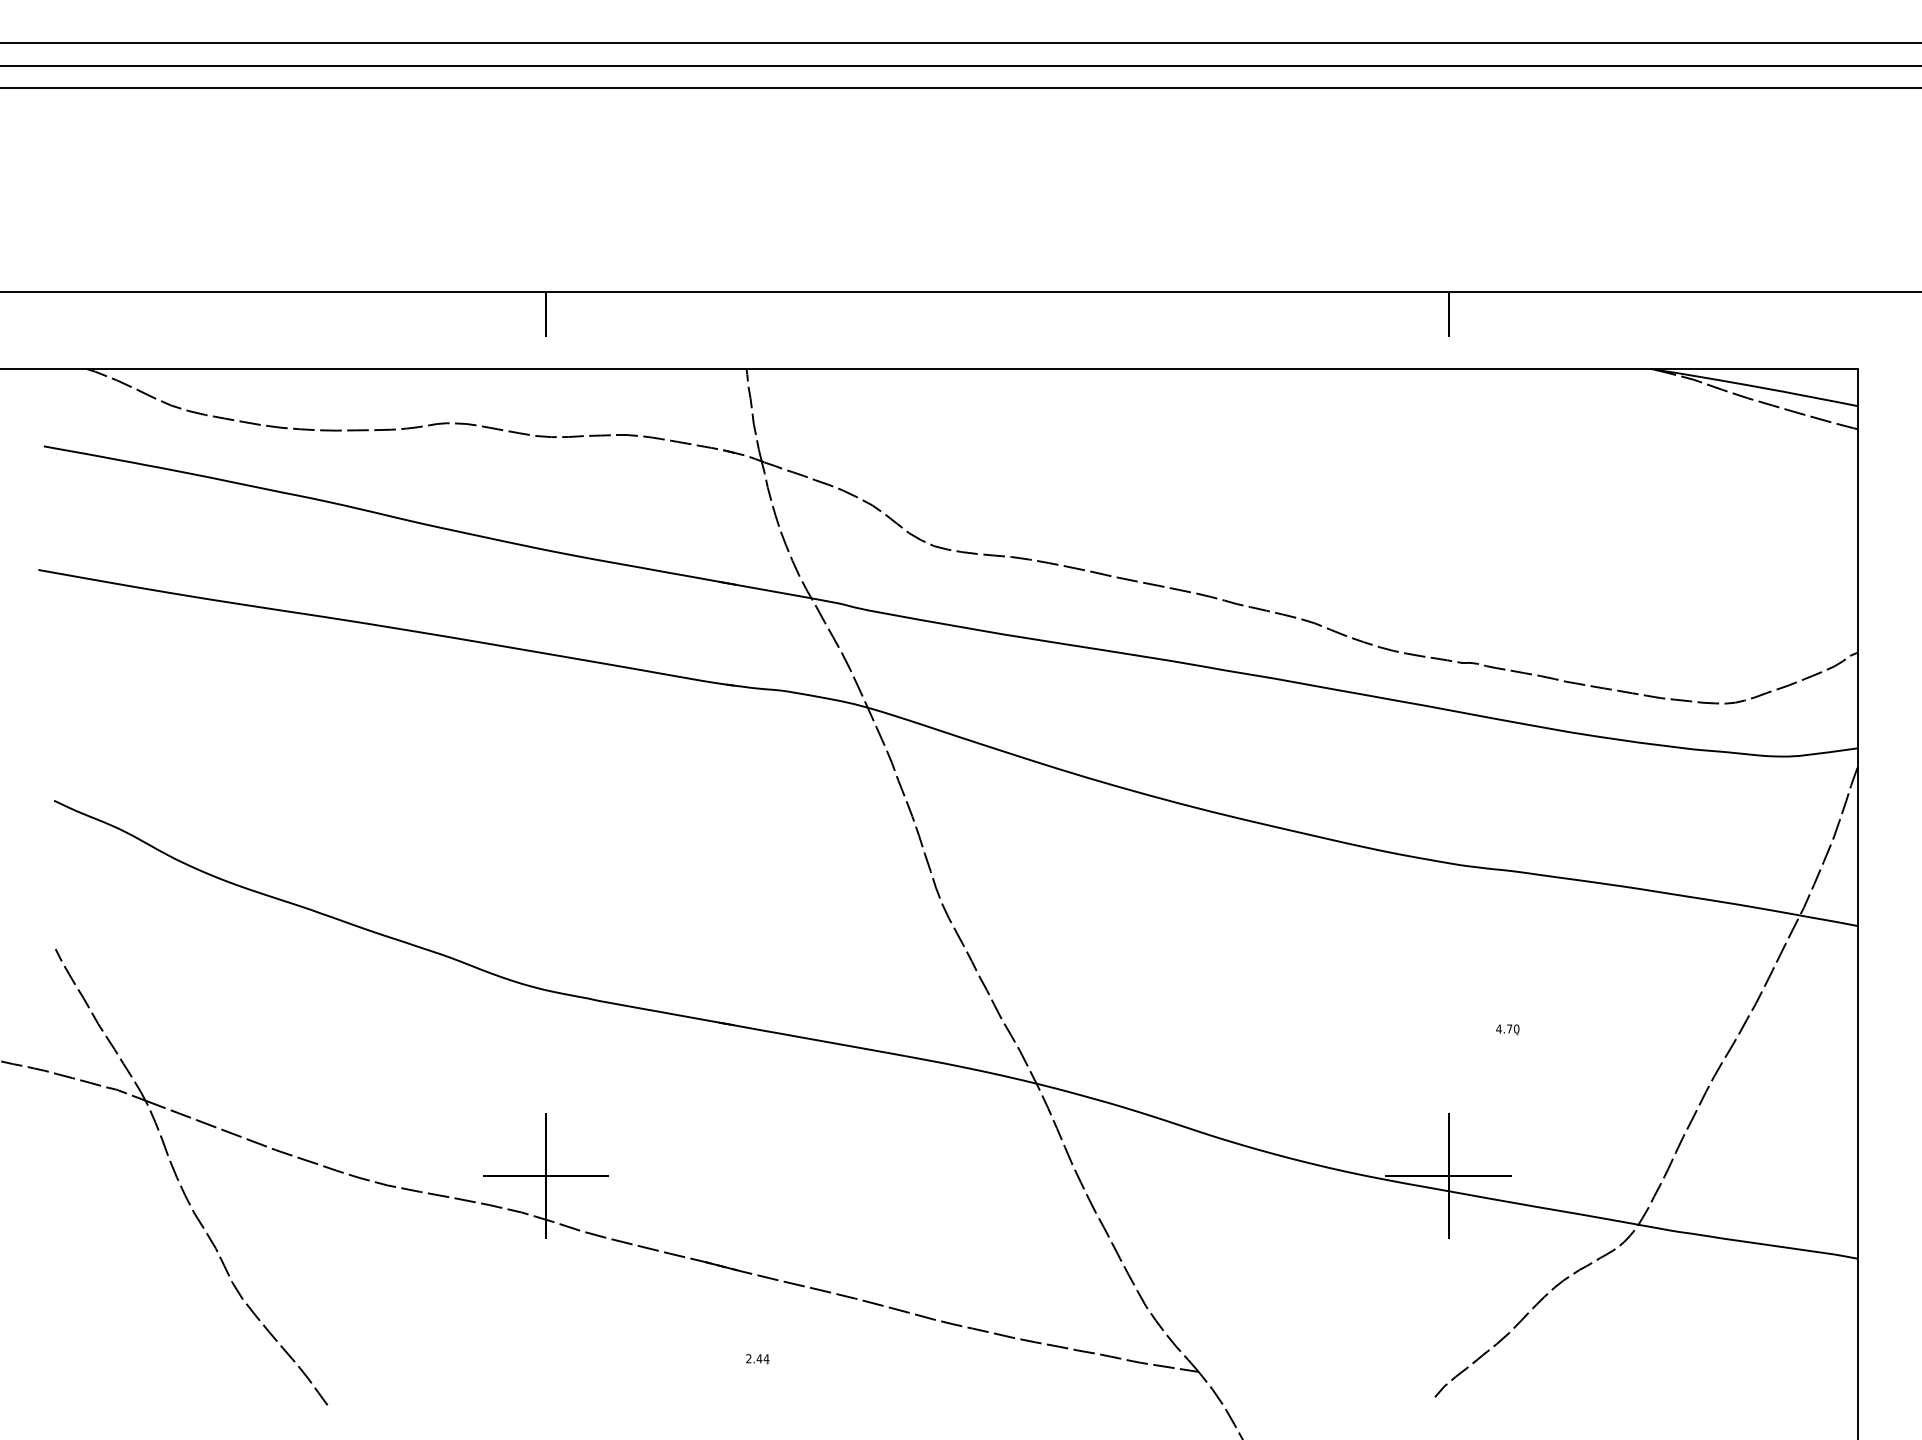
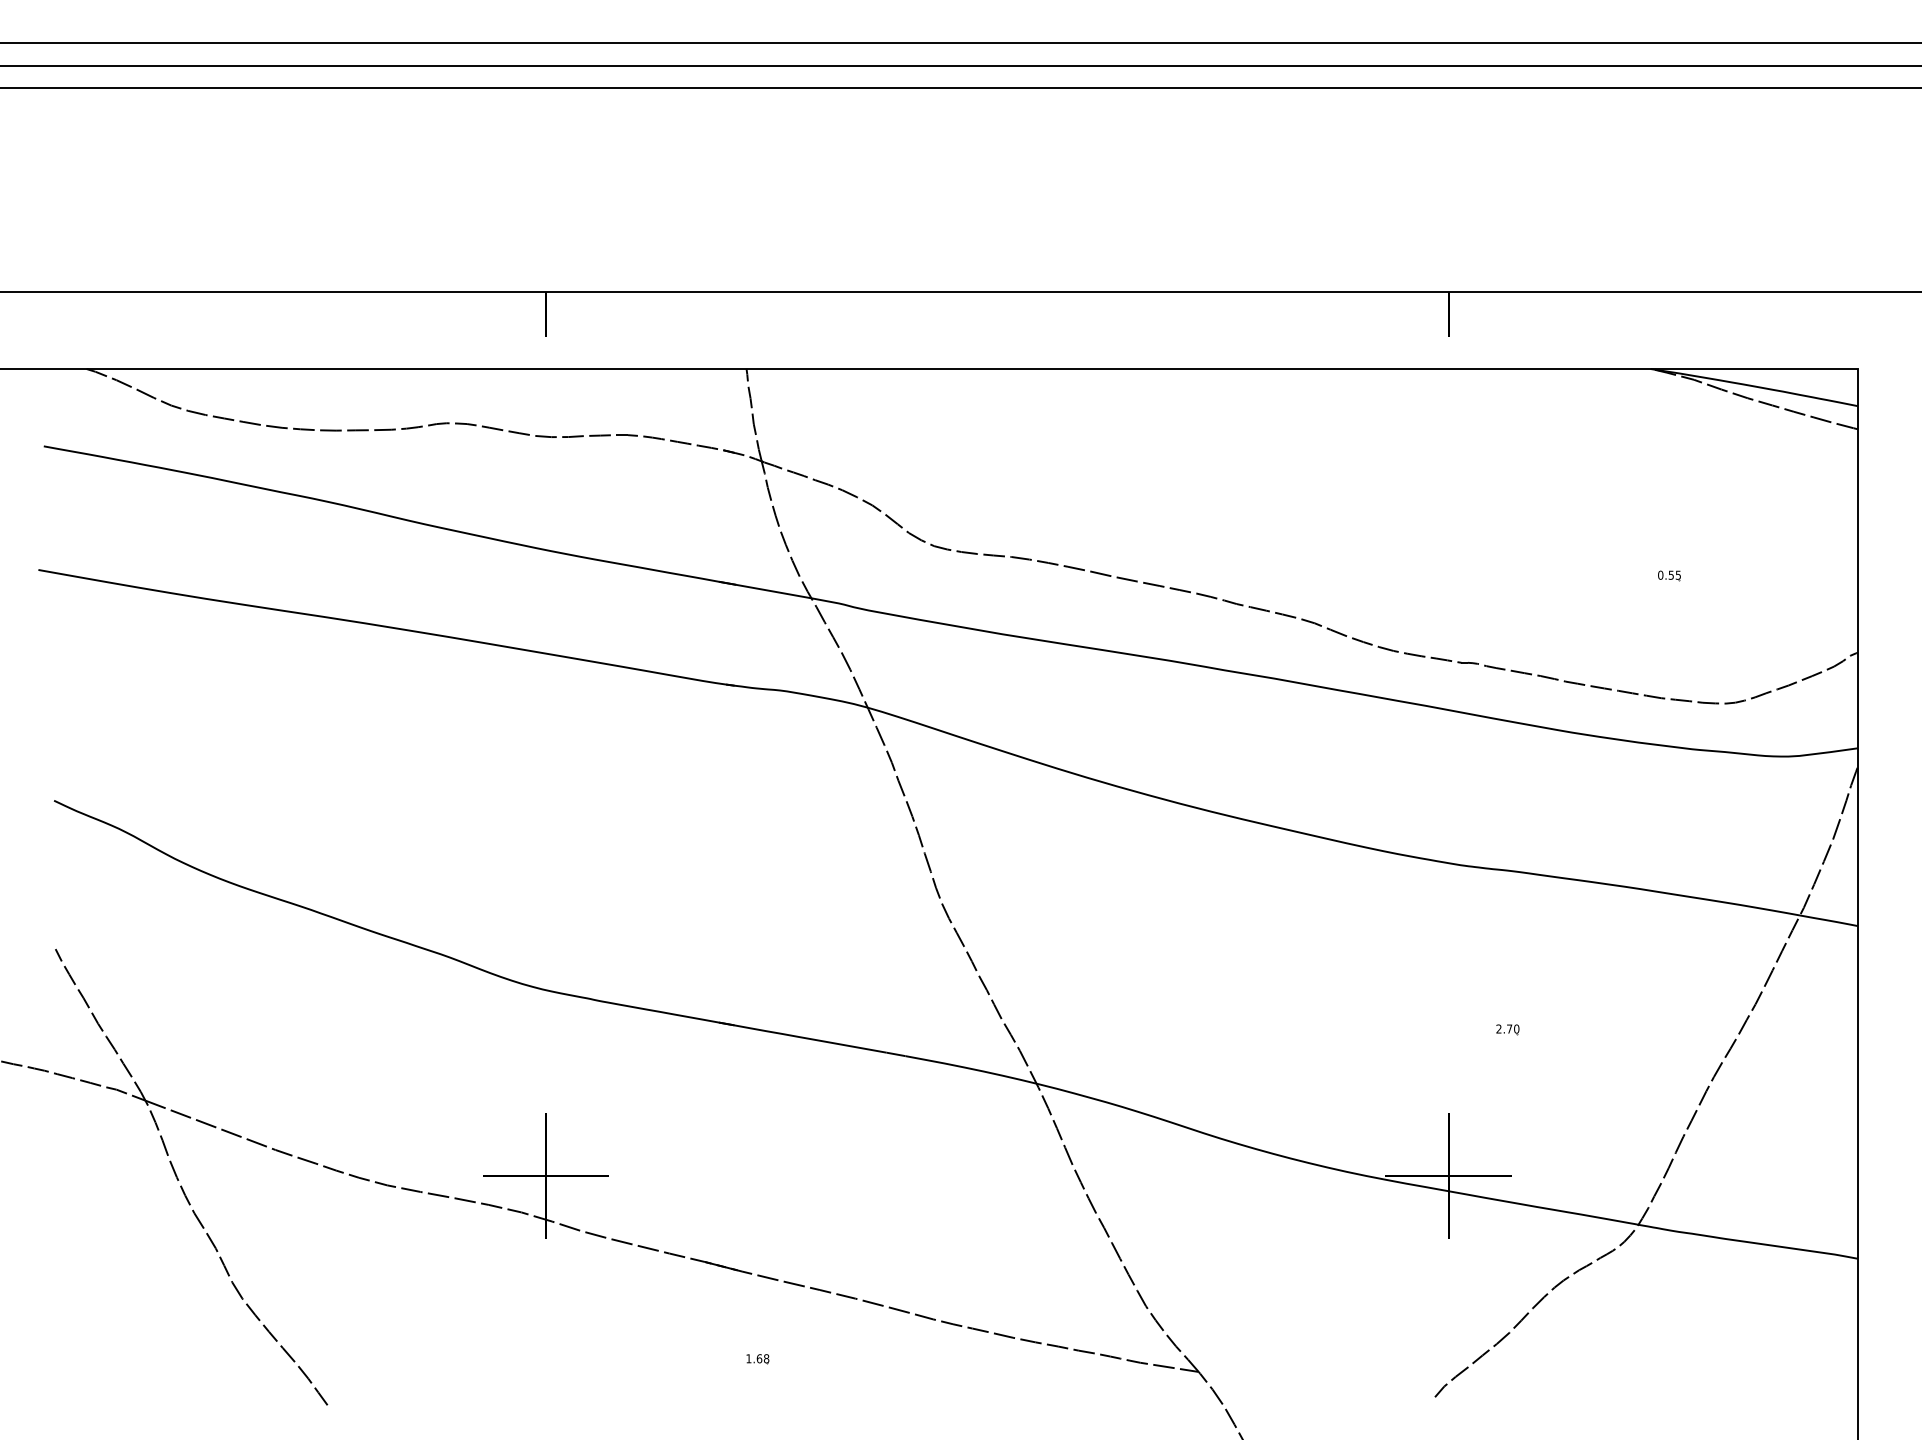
part: none -> present (1669, 575)
text: 4.70 -> 2.70 (1498, 1028)
text: 2.44 -> 1.68 (757, 1358)
